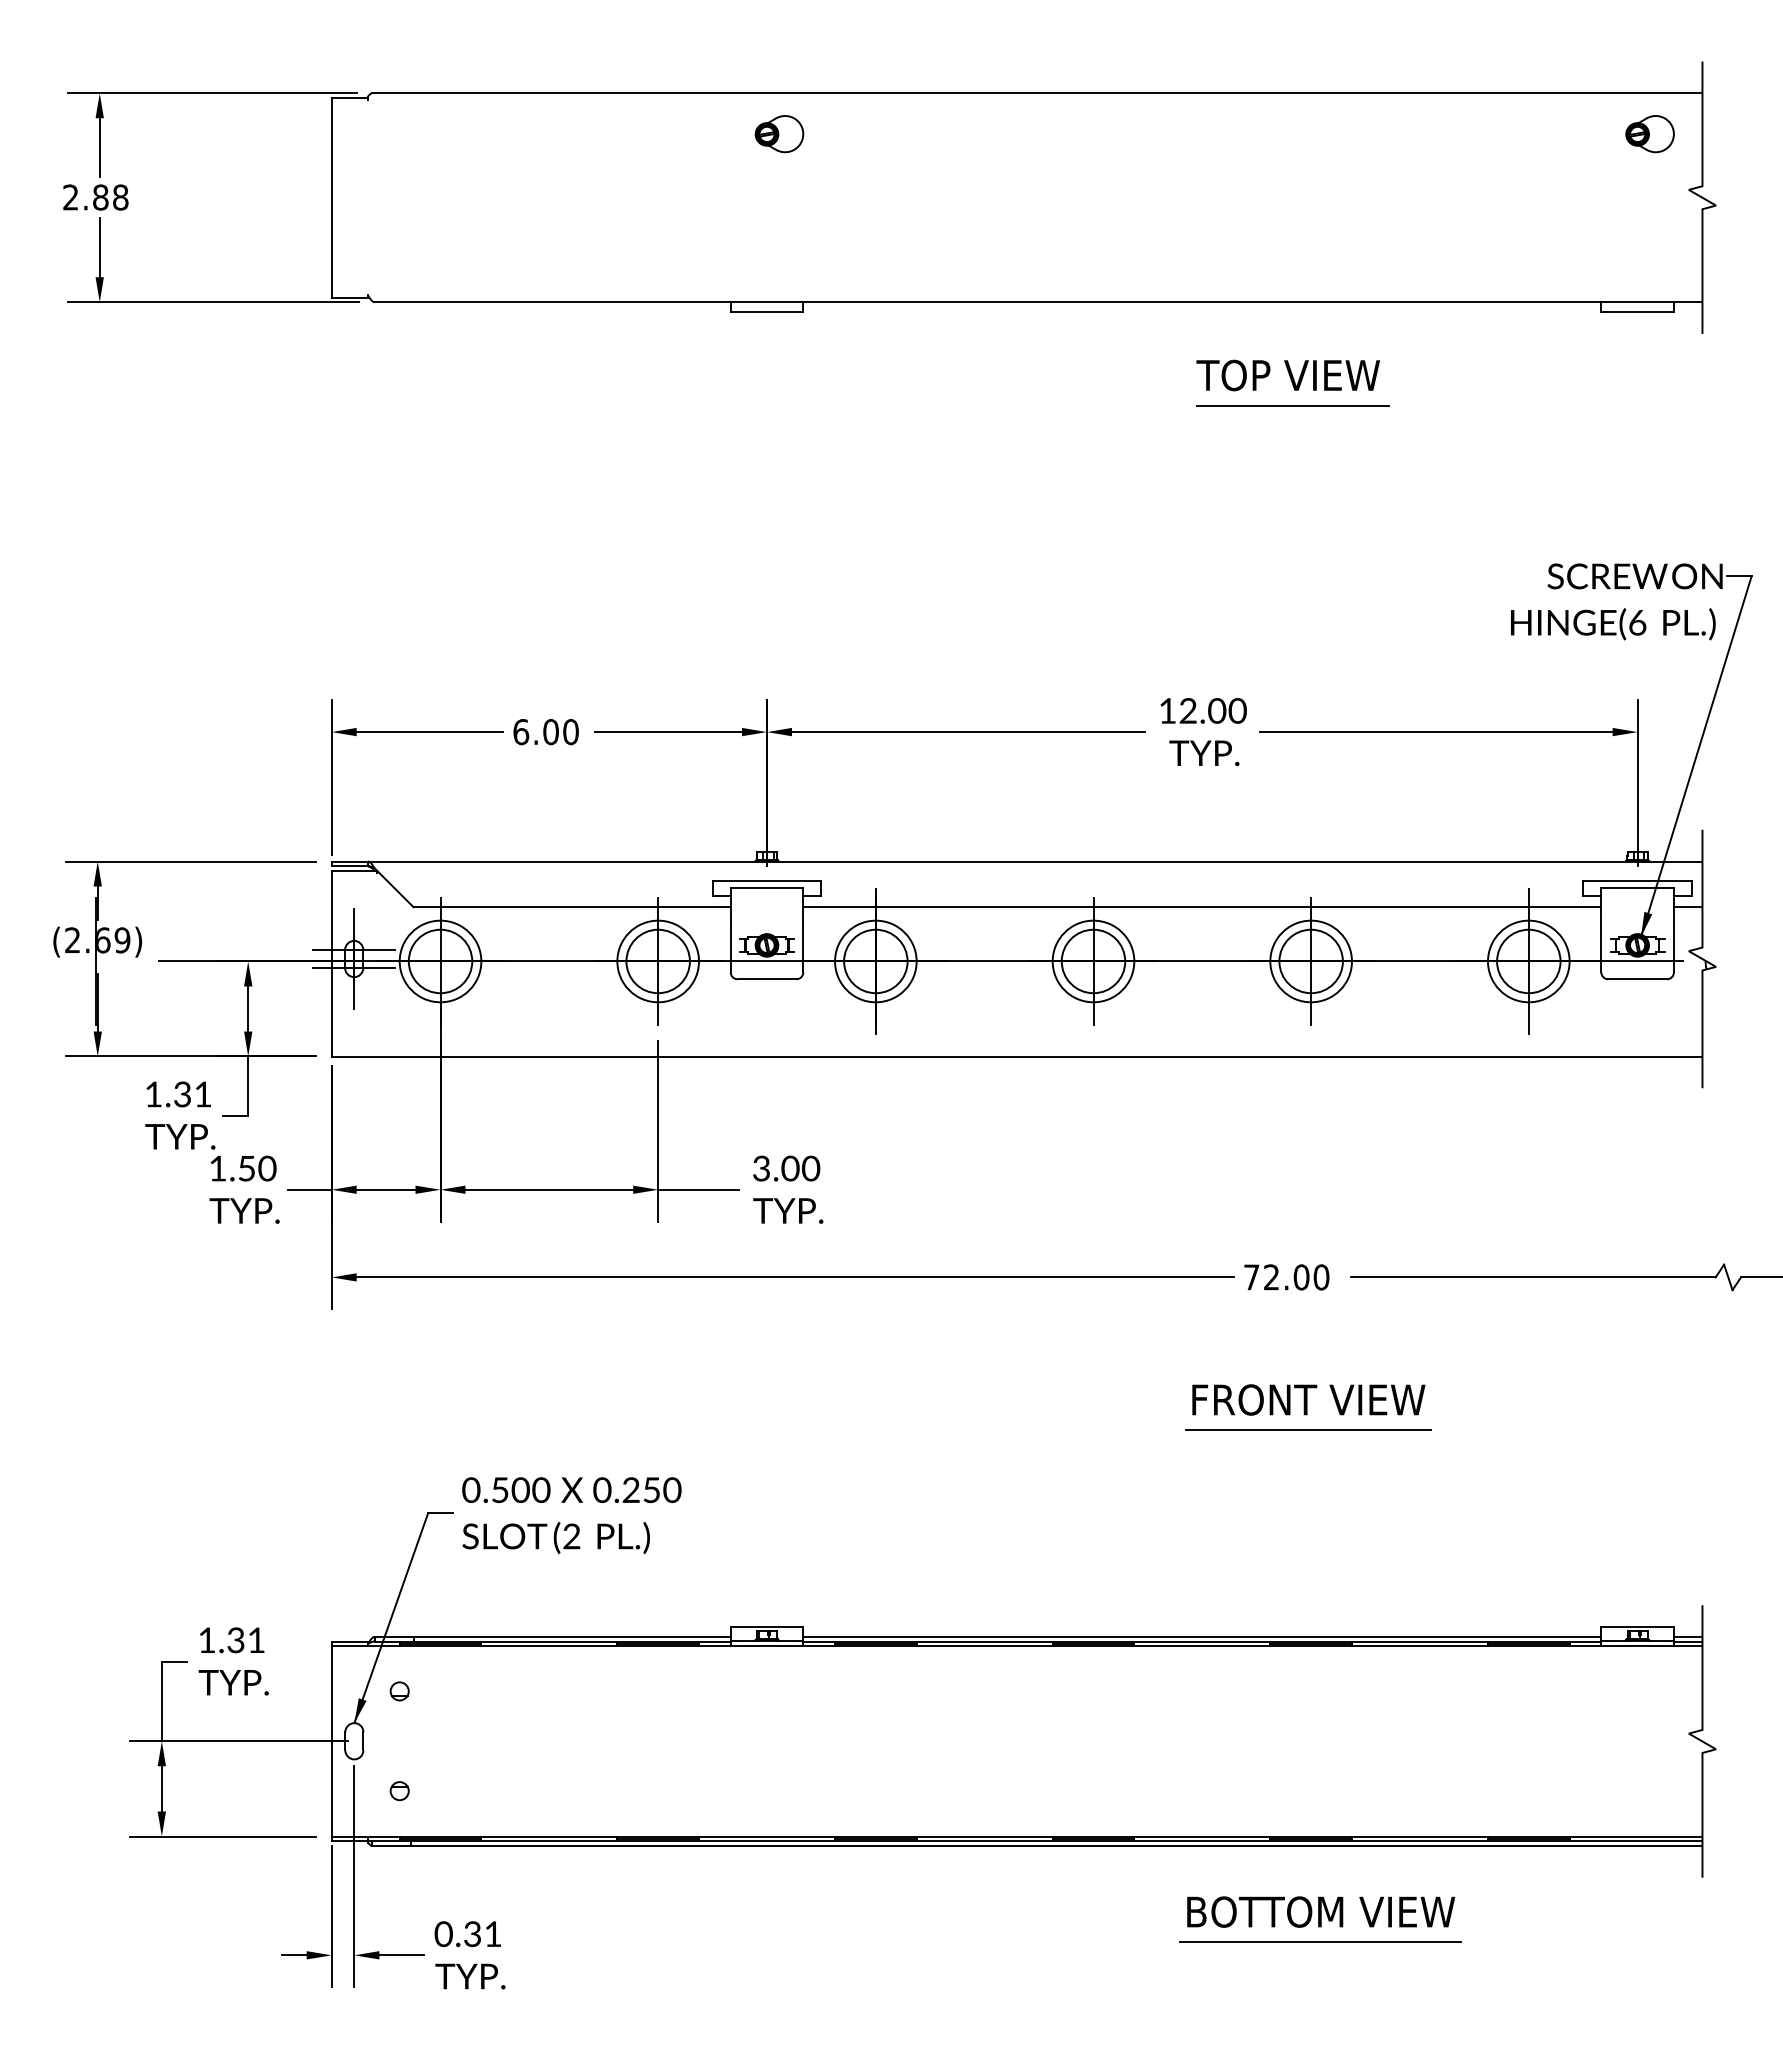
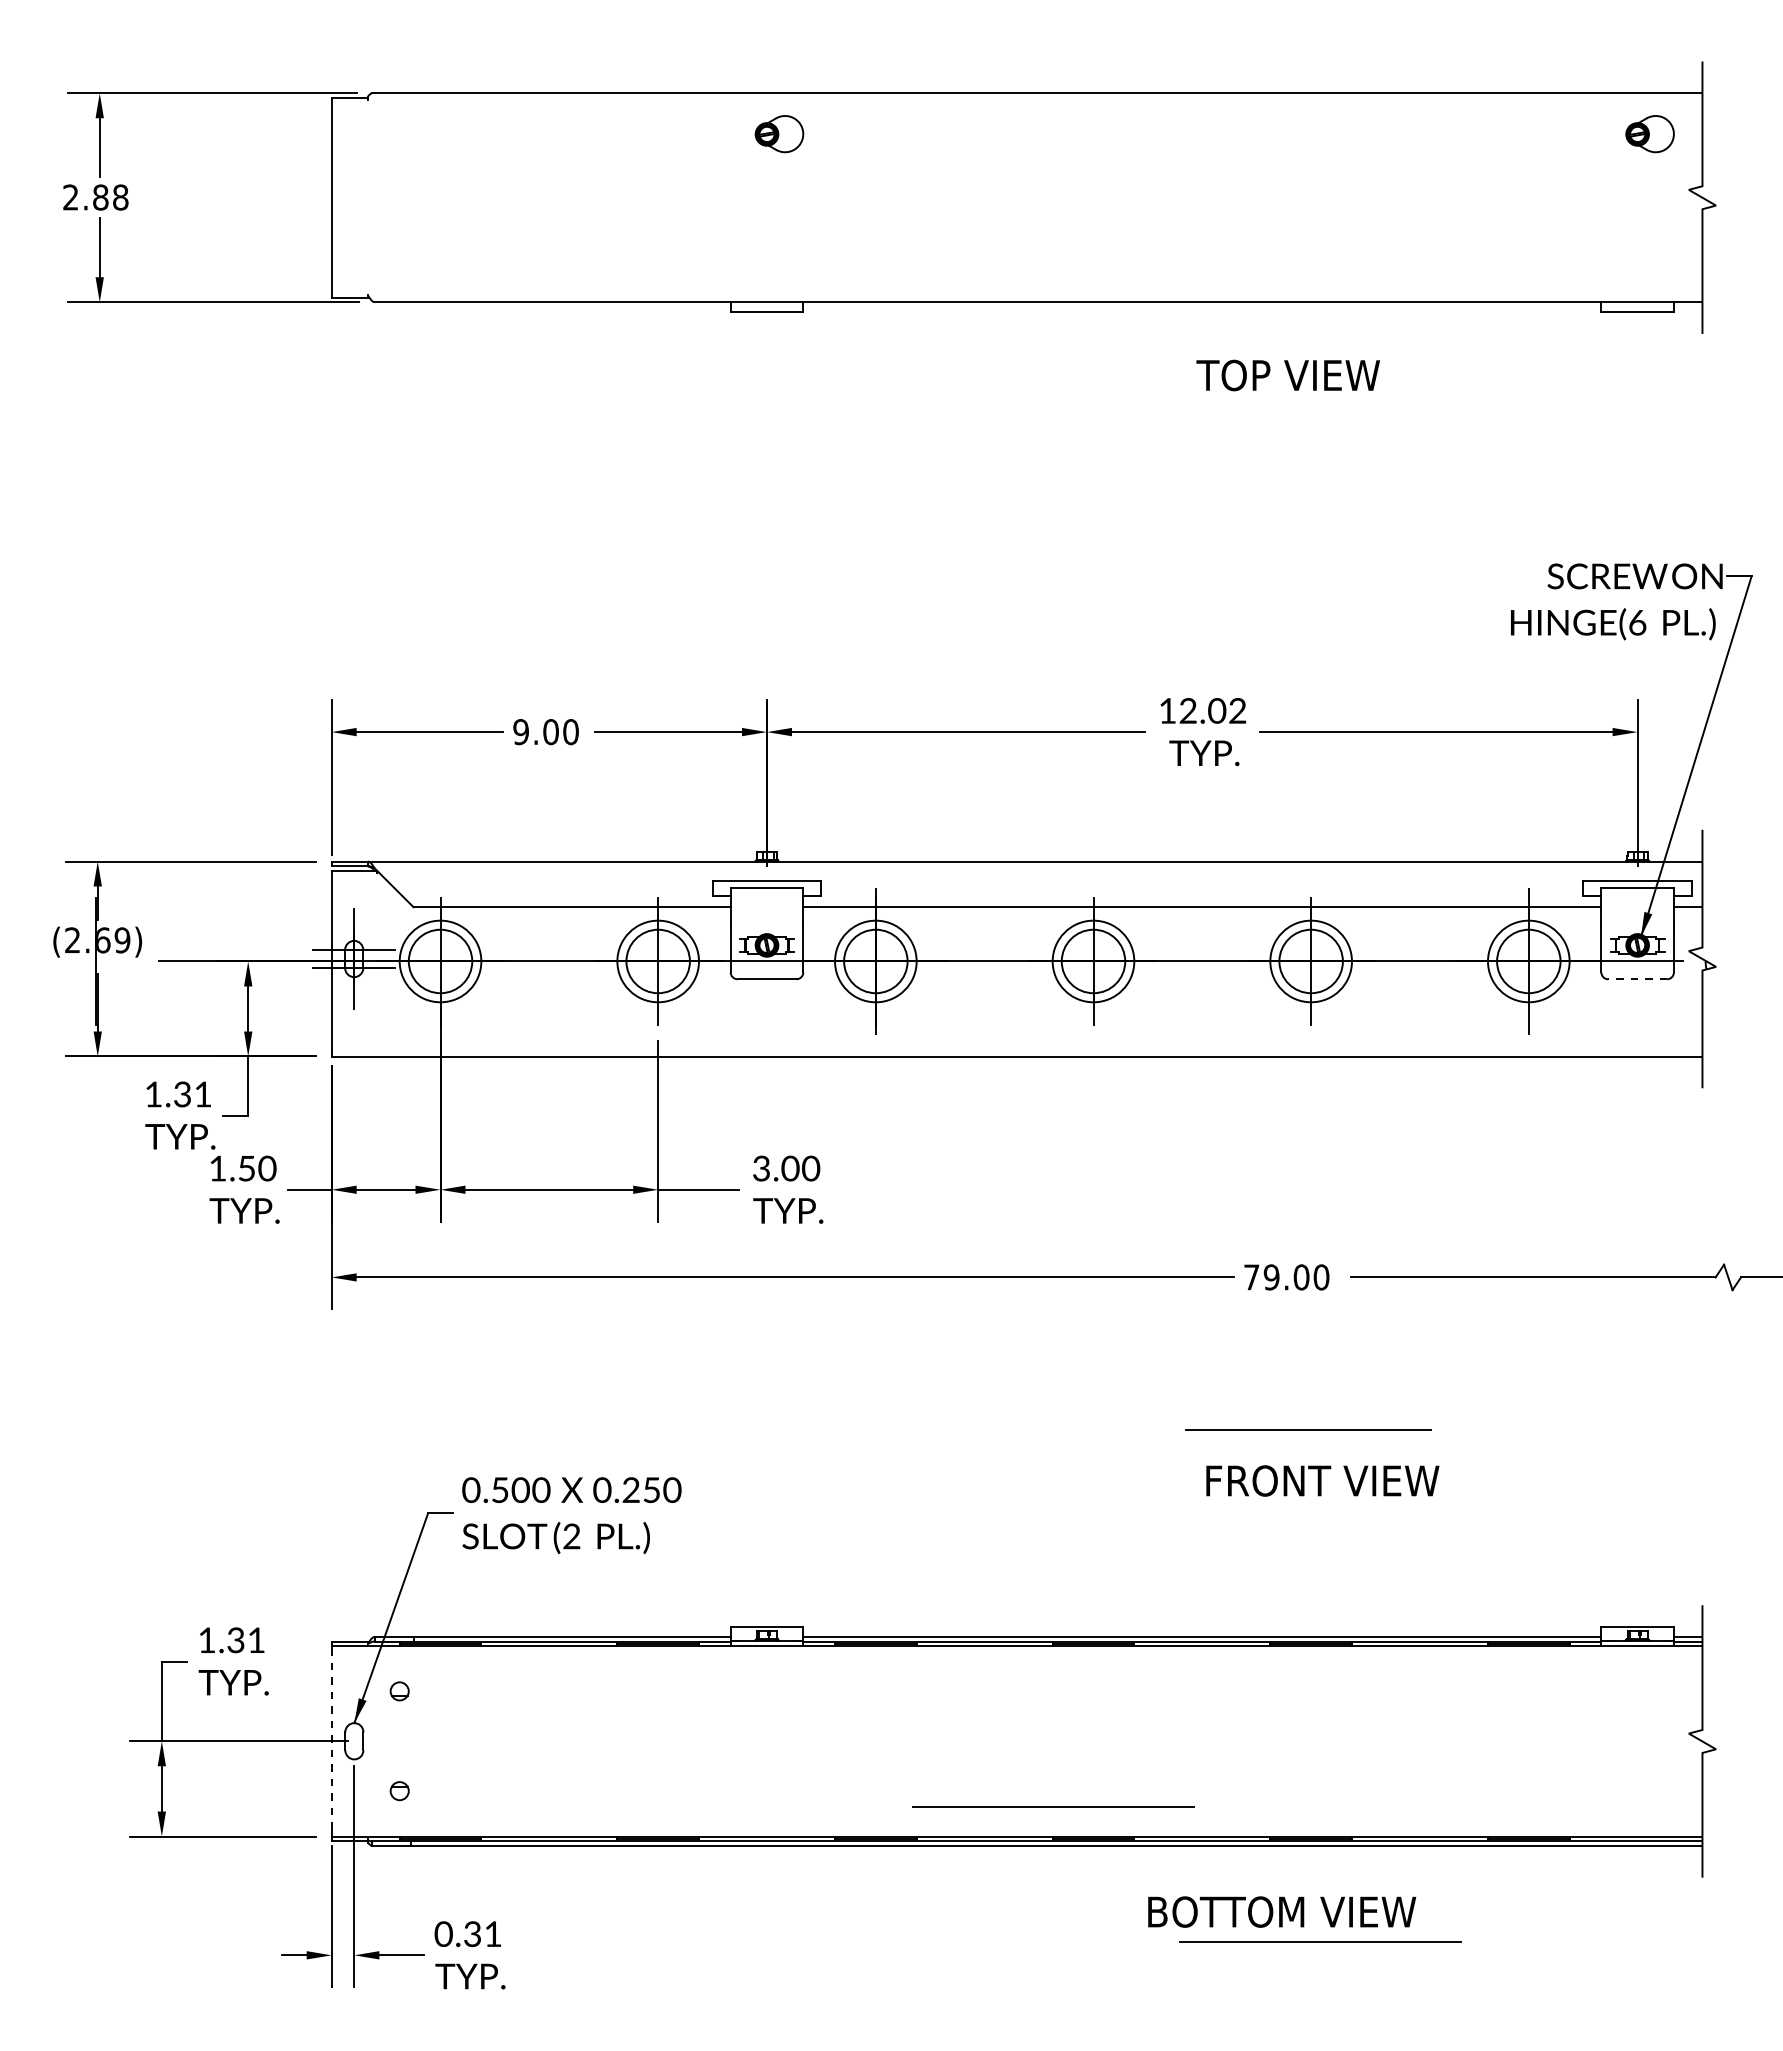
line: present -> none (1292, 405)
text: 12.00 -> 12.02 (1237, 710)
text: 6.00 -> 9.00 (521, 732)
line: solid -> dashed (1637, 979)
text: 72.00 -> 79.00 (1271, 1277)
text position: (1308, 1399) -> (1322, 1480) (1322, 1480)
line: solid -> dashed (331, 1740)
line: none -> present (1053, 1806)
text position: (1321, 1911) -> (1282, 1911) (1282, 1911)
